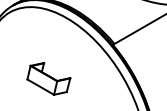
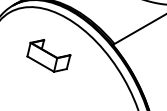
part position: (48, 78) -> (48, 55) (48, 55)
